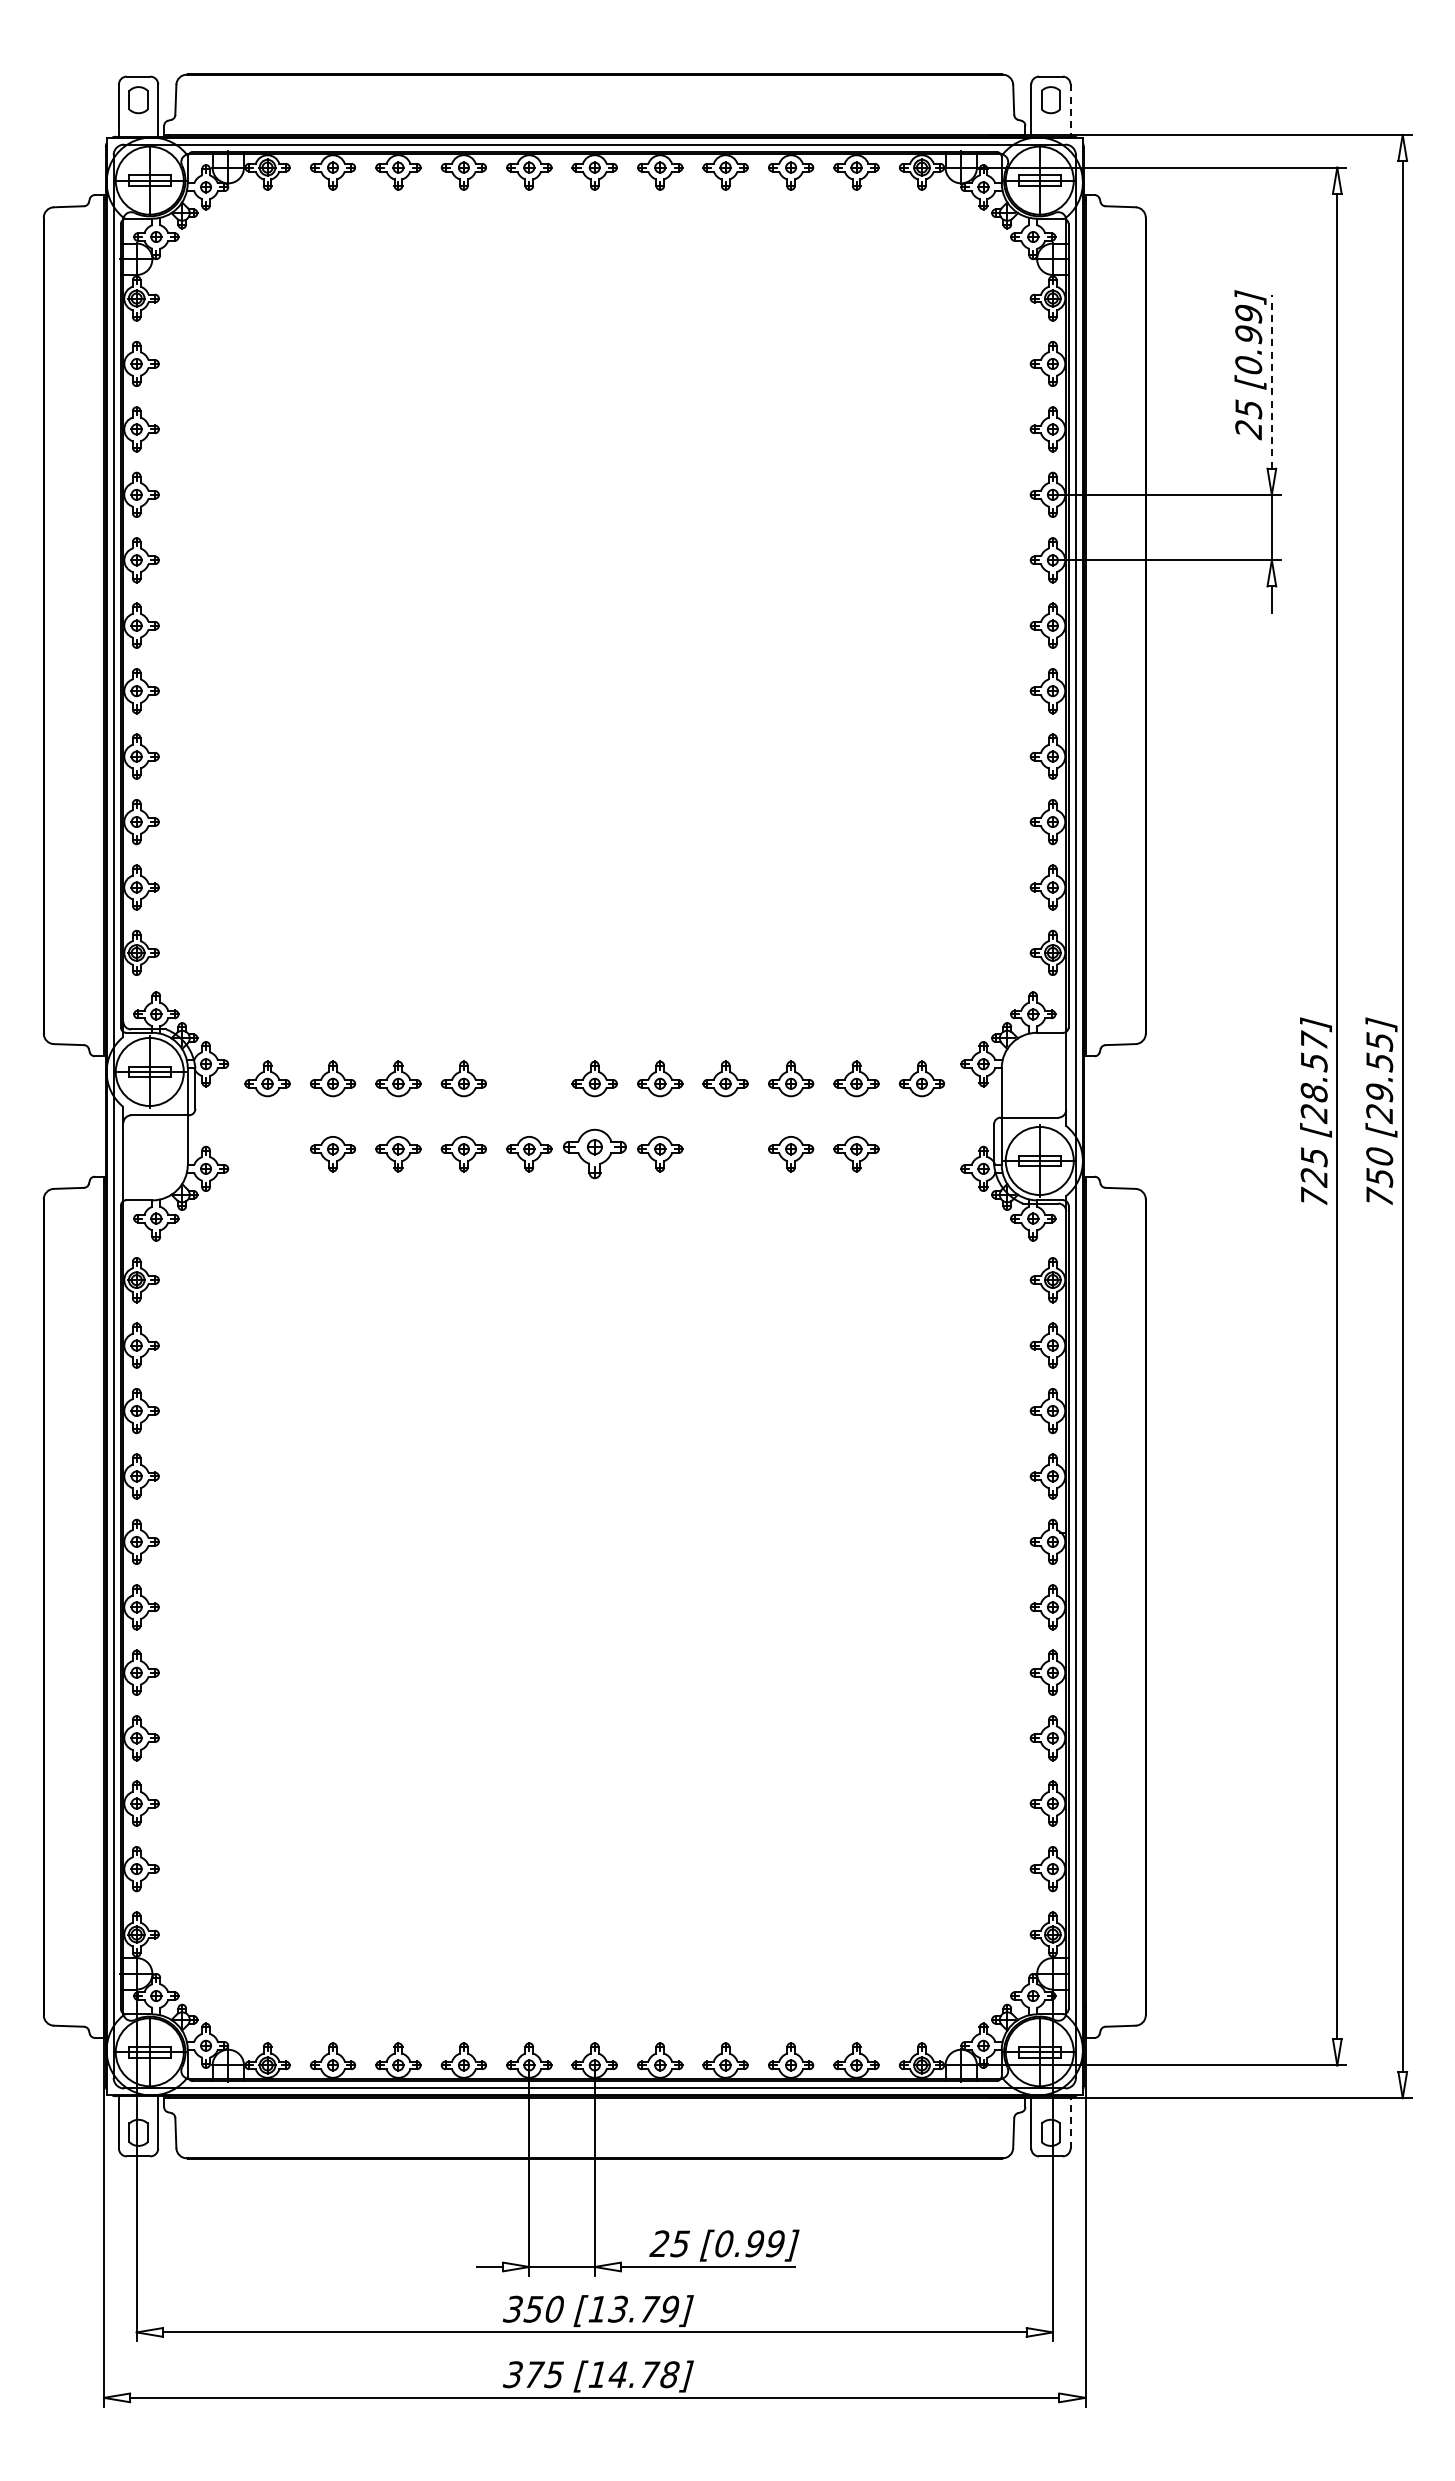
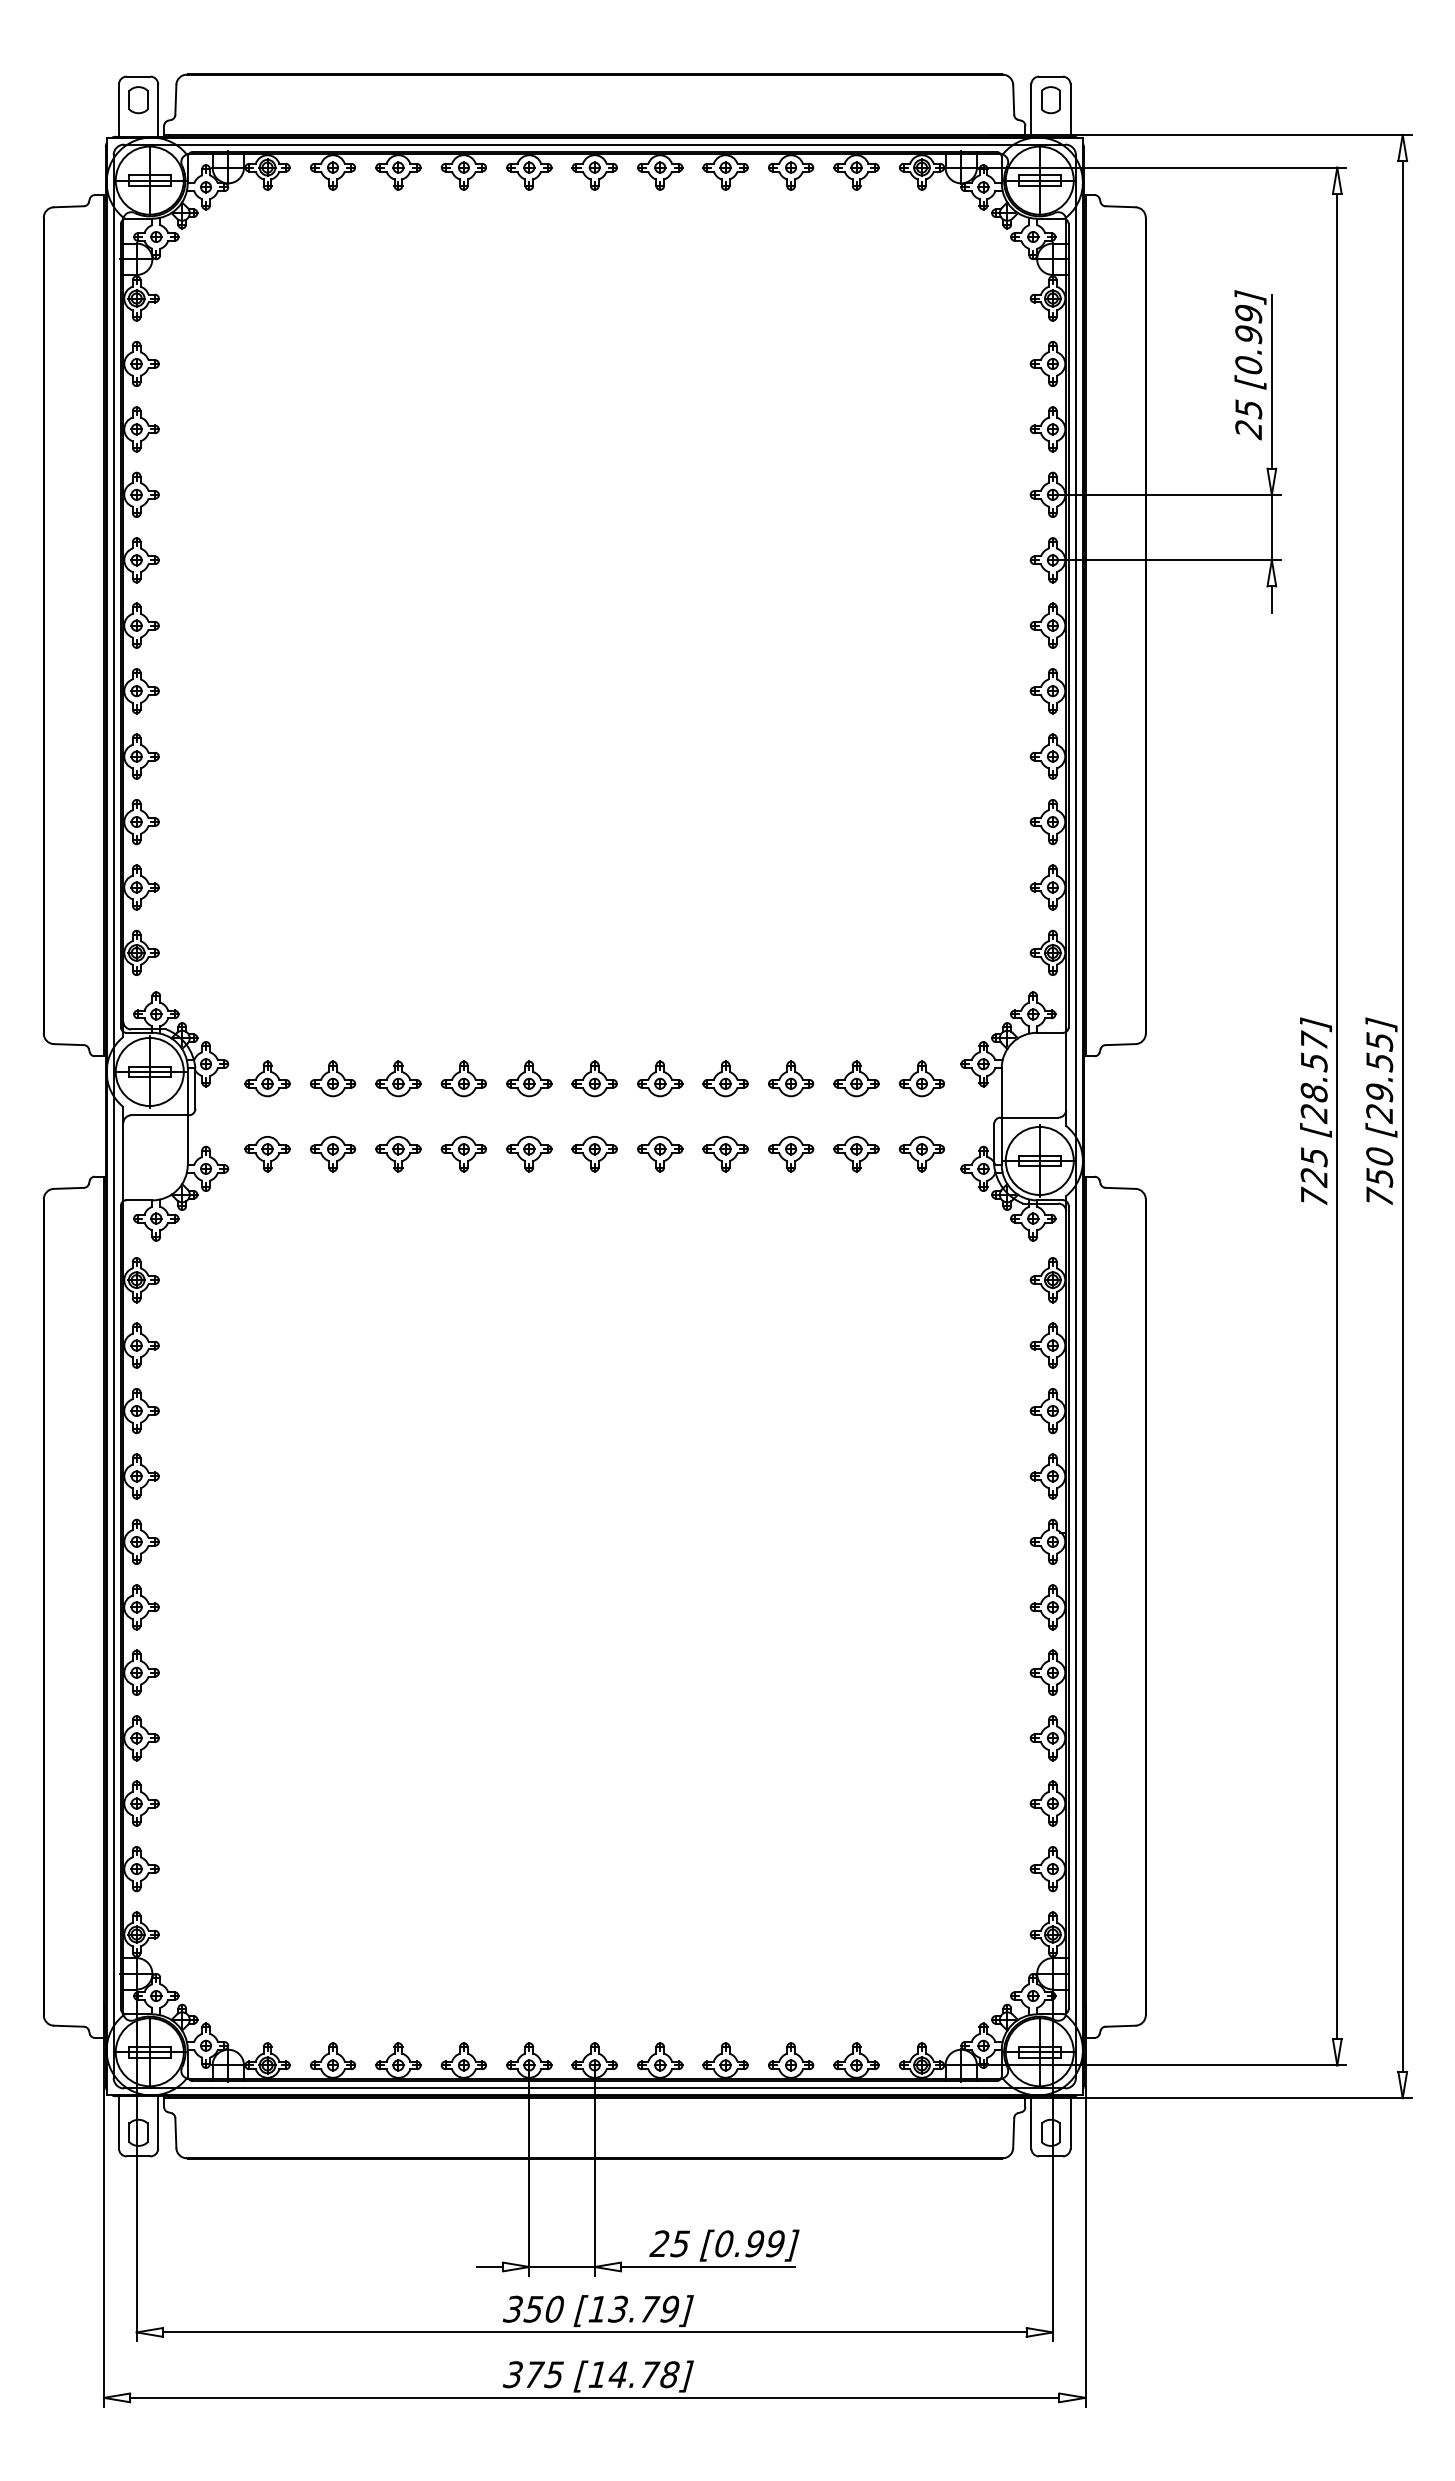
line: dashed -> solid (1070, 111)
line: dashed -> solid (1271, 381)
part: none -> present (529, 1078)
part size: 64x52 px -> 47x37 px (594, 1154)
part: none -> present (267, 1154)
part: none -> present (725, 1154)
part: none -> present (921, 1154)
line: dashed -> solid (1070, 2121)
